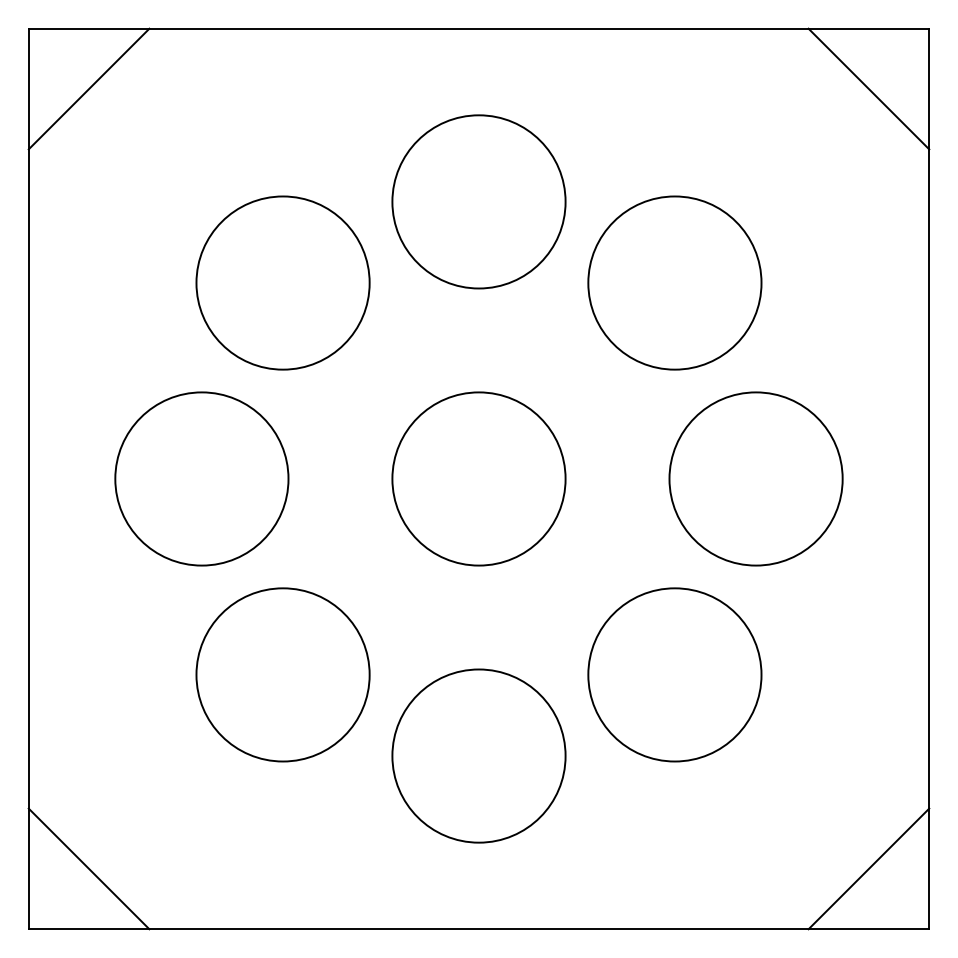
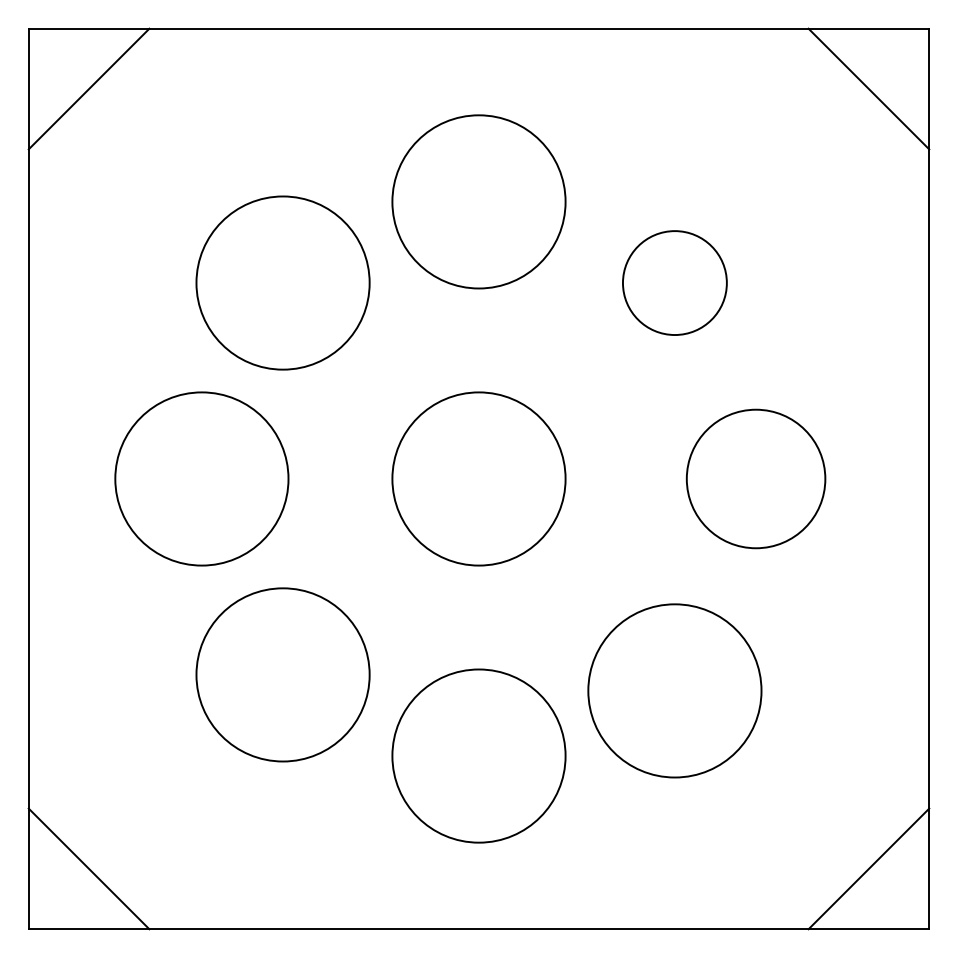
circle diameter: 173 px -> 104 px (674, 283)
circle diameter: 173 px -> 139 px (755, 478)
circle position: (674, 674) -> (674, 690) (674, 690)
